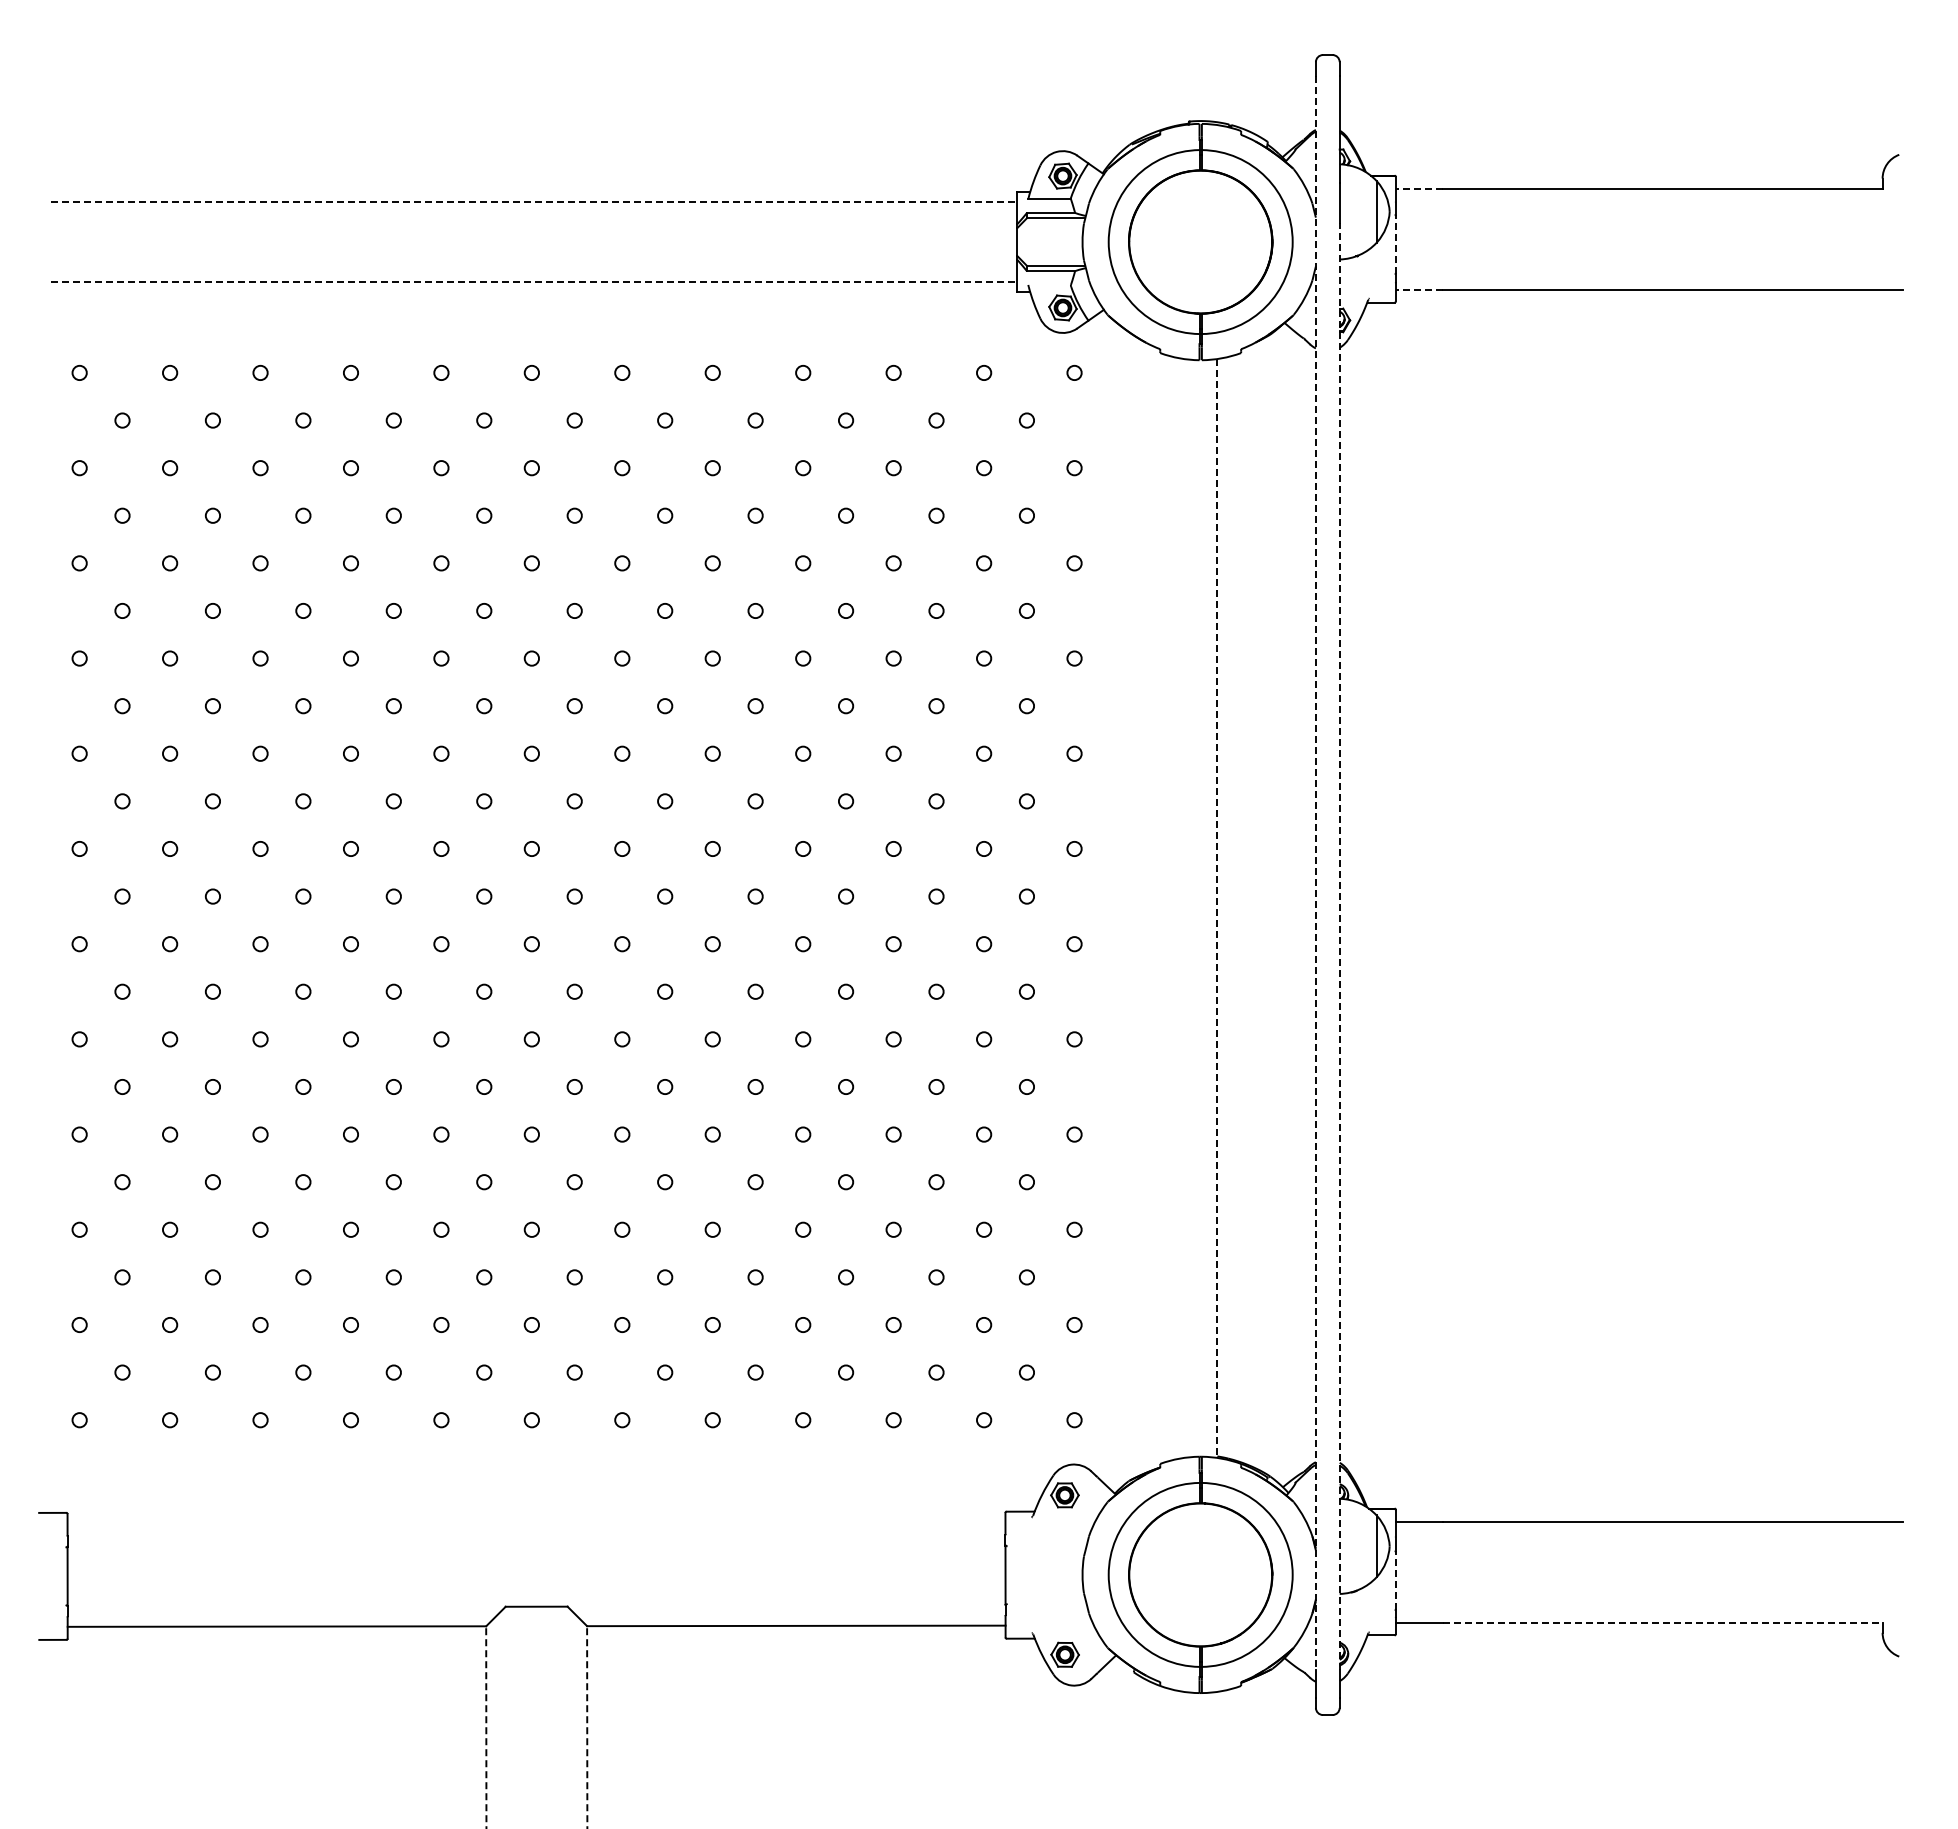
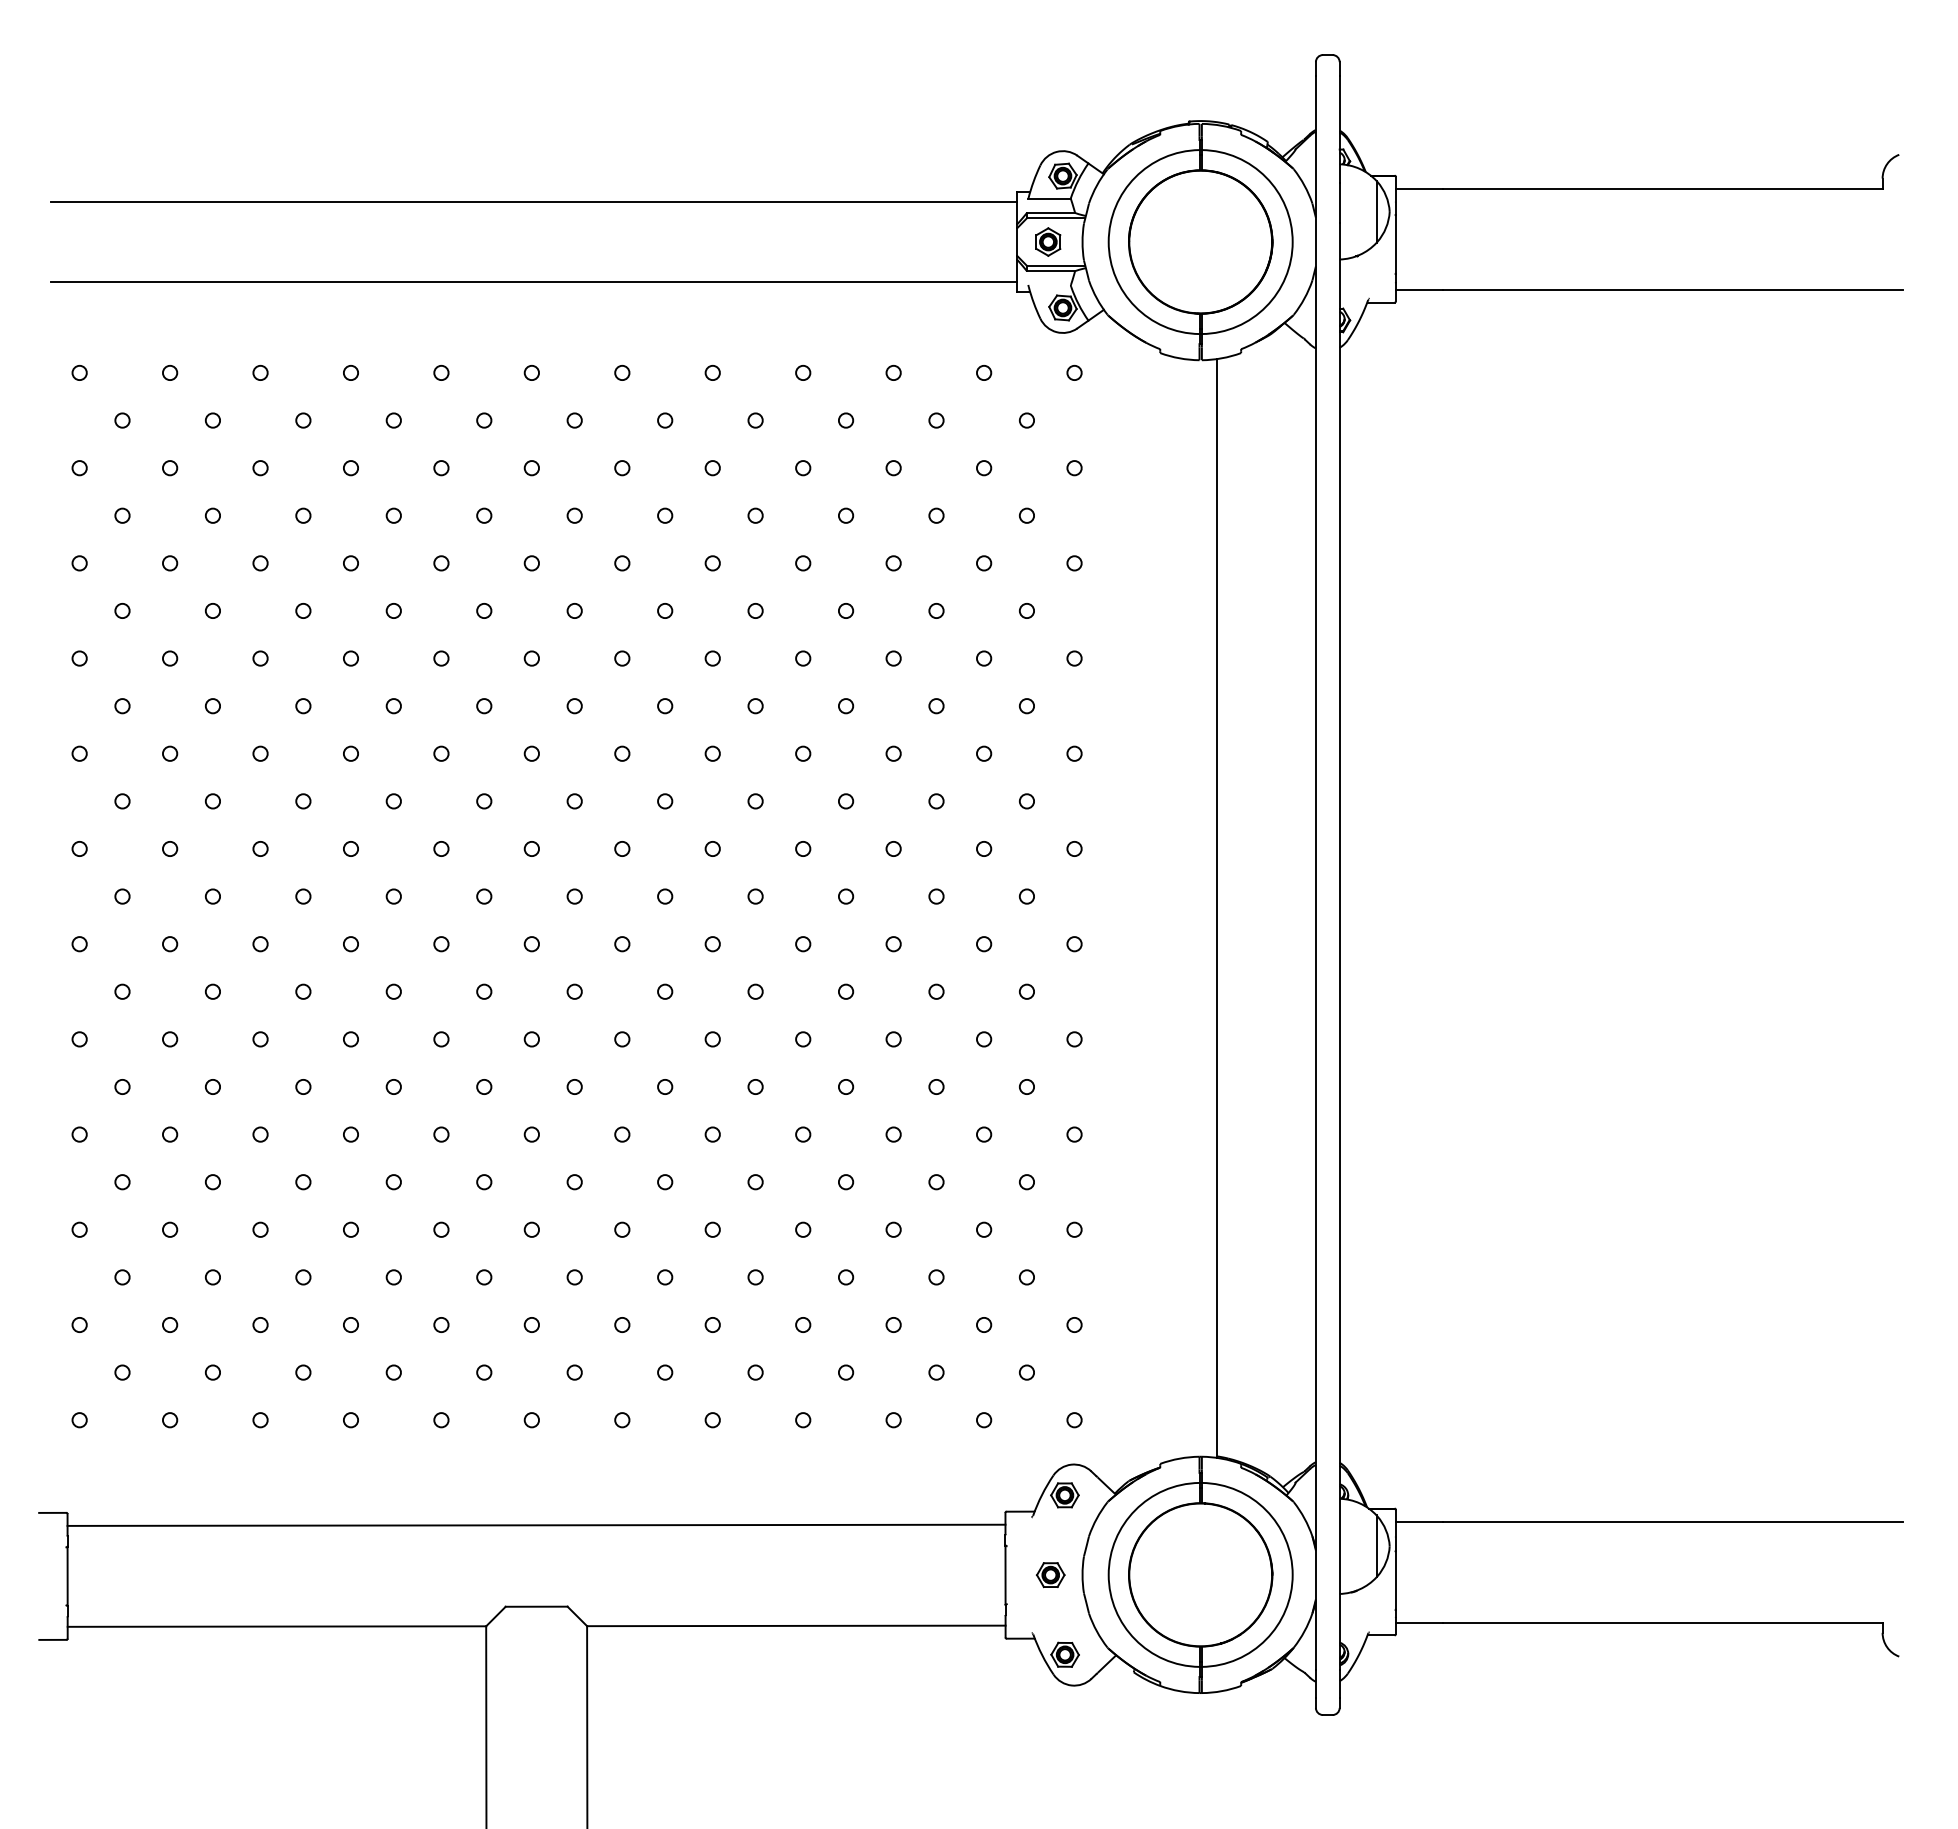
line: dashed -> solid (1419, 188)
line: dashed -> solid (534, 201)
part: none -> present (1048, 241)
line: dashed -> solid (1395, 244)
line: dashed -> solid (534, 282)
line: dashed -> solid (1419, 289)
line: dashed -> solid (1315, 873)
line: dashed -> solid (1217, 909)
line: dashed -> solid (1339, 946)
line: none -> present (536, 1524)
part: none -> present (1050, 1575)
line: dashed -> solid (1395, 1580)
line: dashed -> solid (1663, 1622)
line: dashed -> solid (486, 1727)
line: dashed -> solid (587, 1727)
